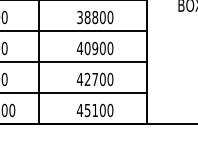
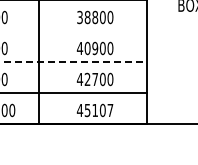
line: present -> none (74, 31)
line: solid -> dashed (73, 62)
text: 45100 -> 45107 (110, 110)
